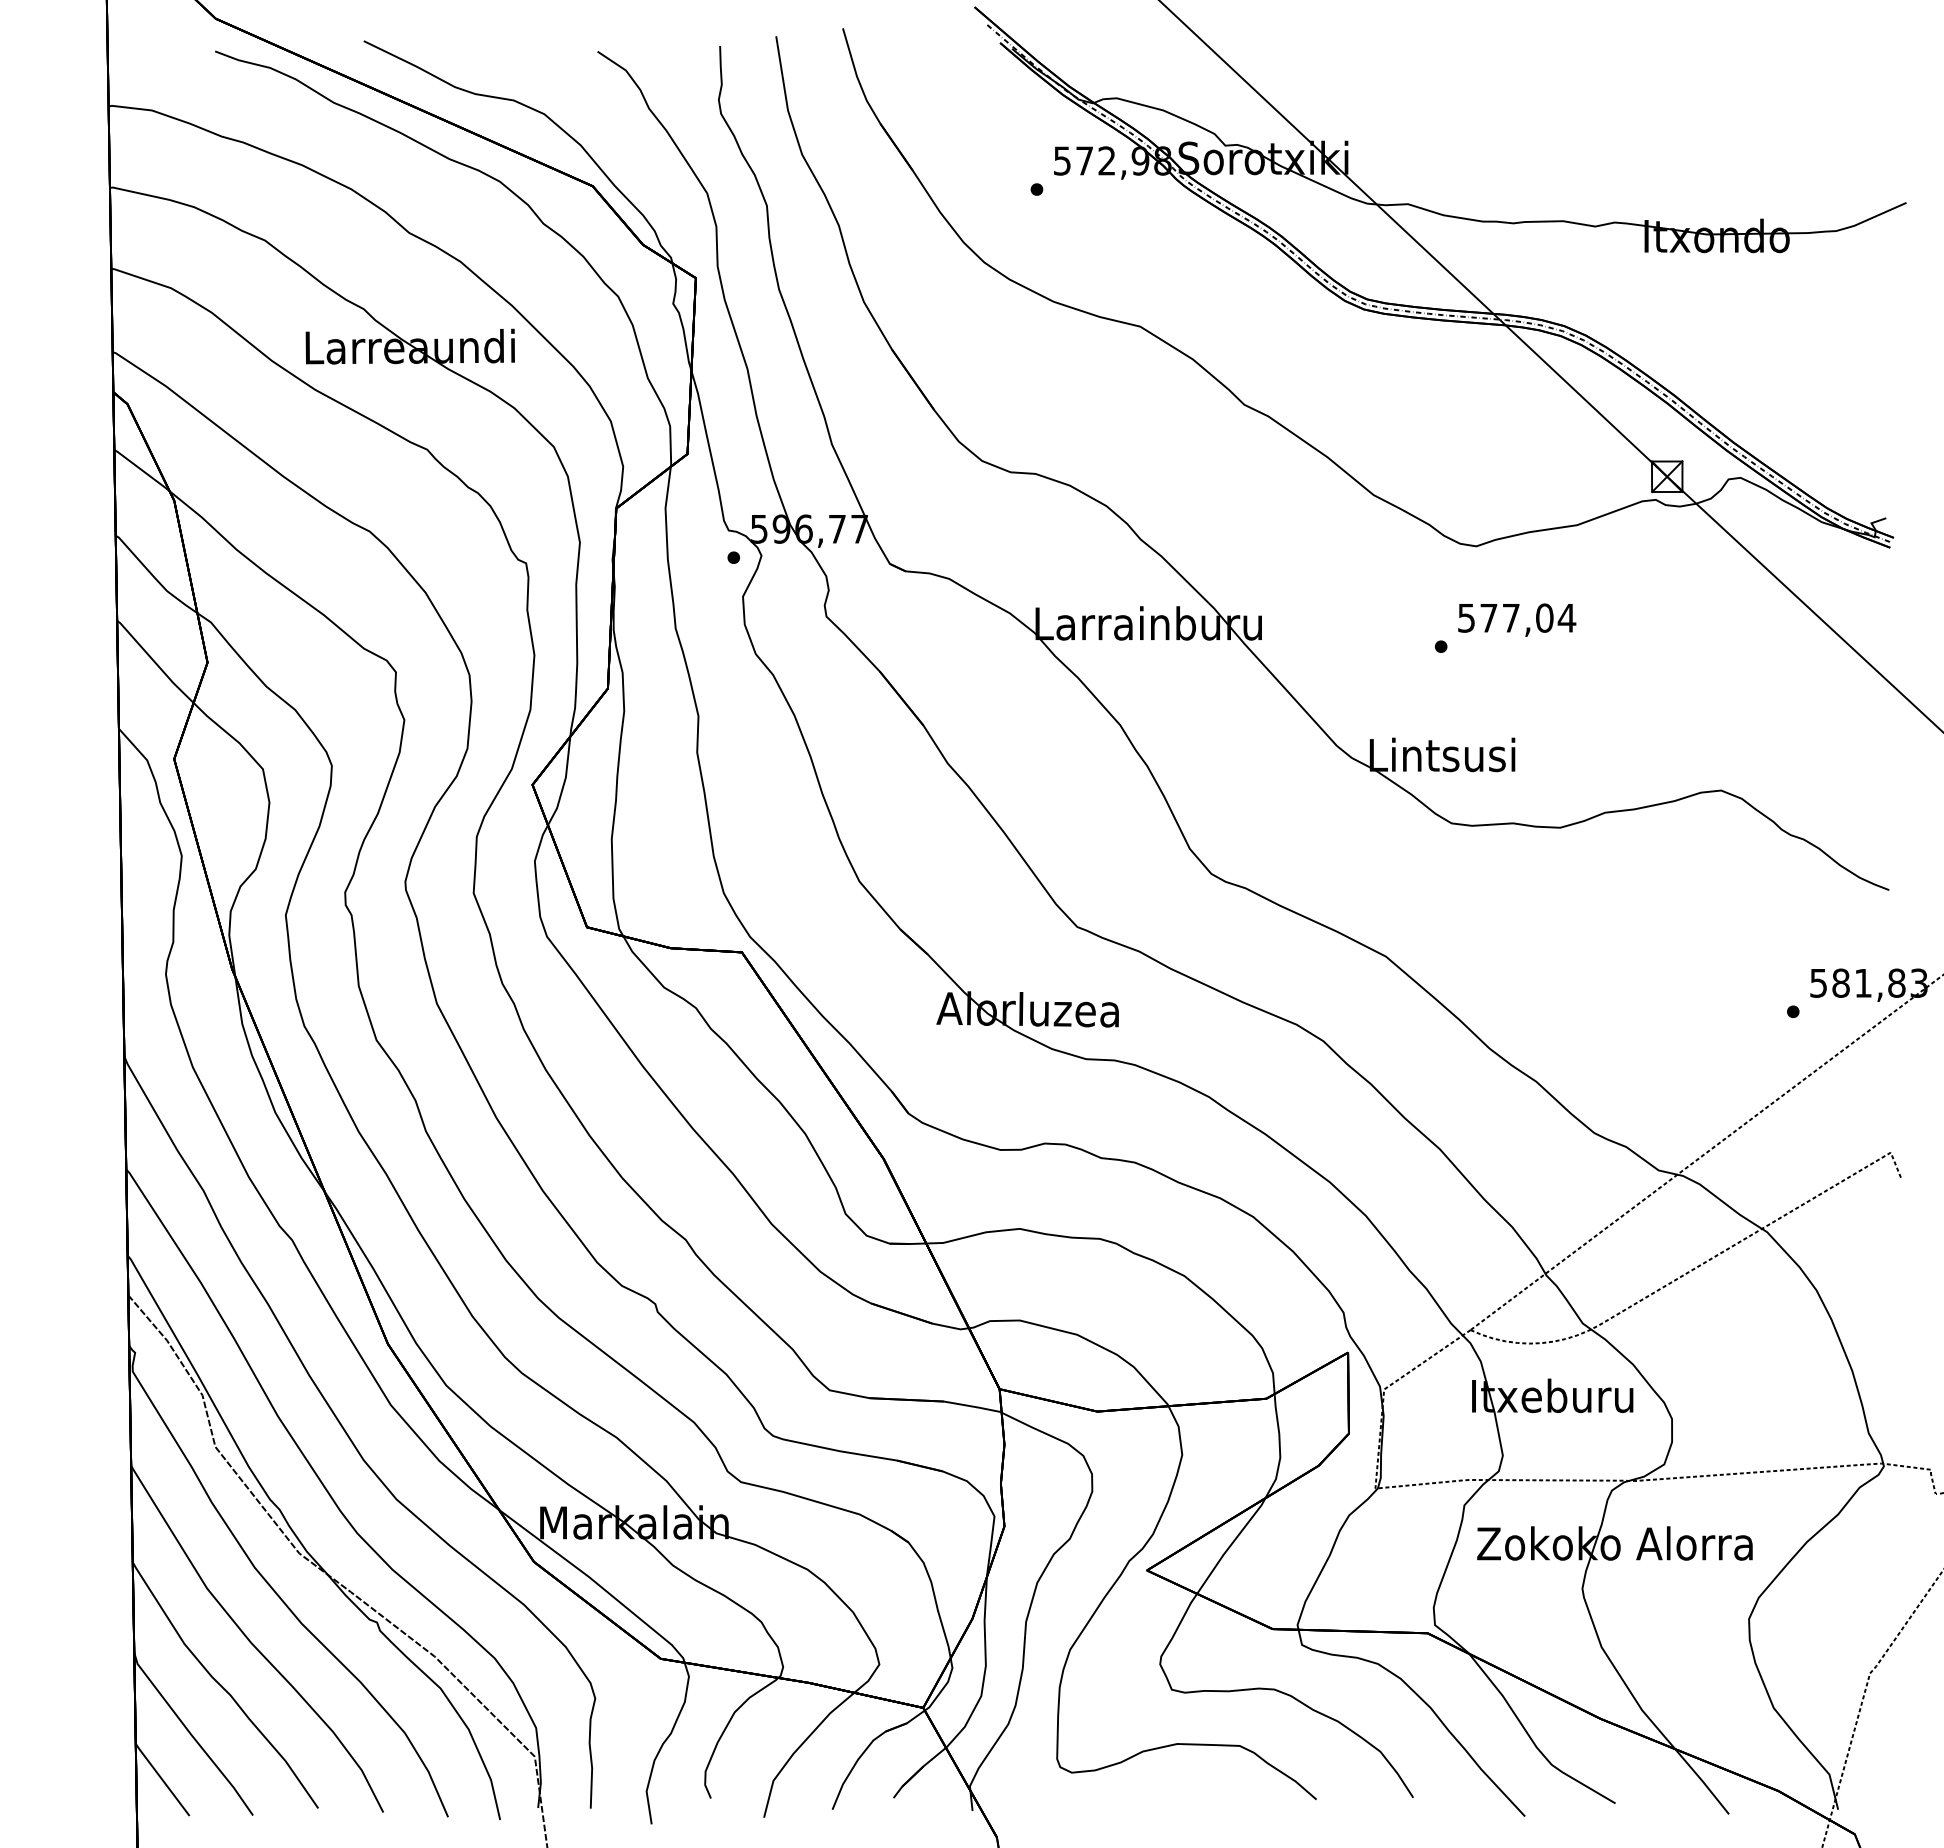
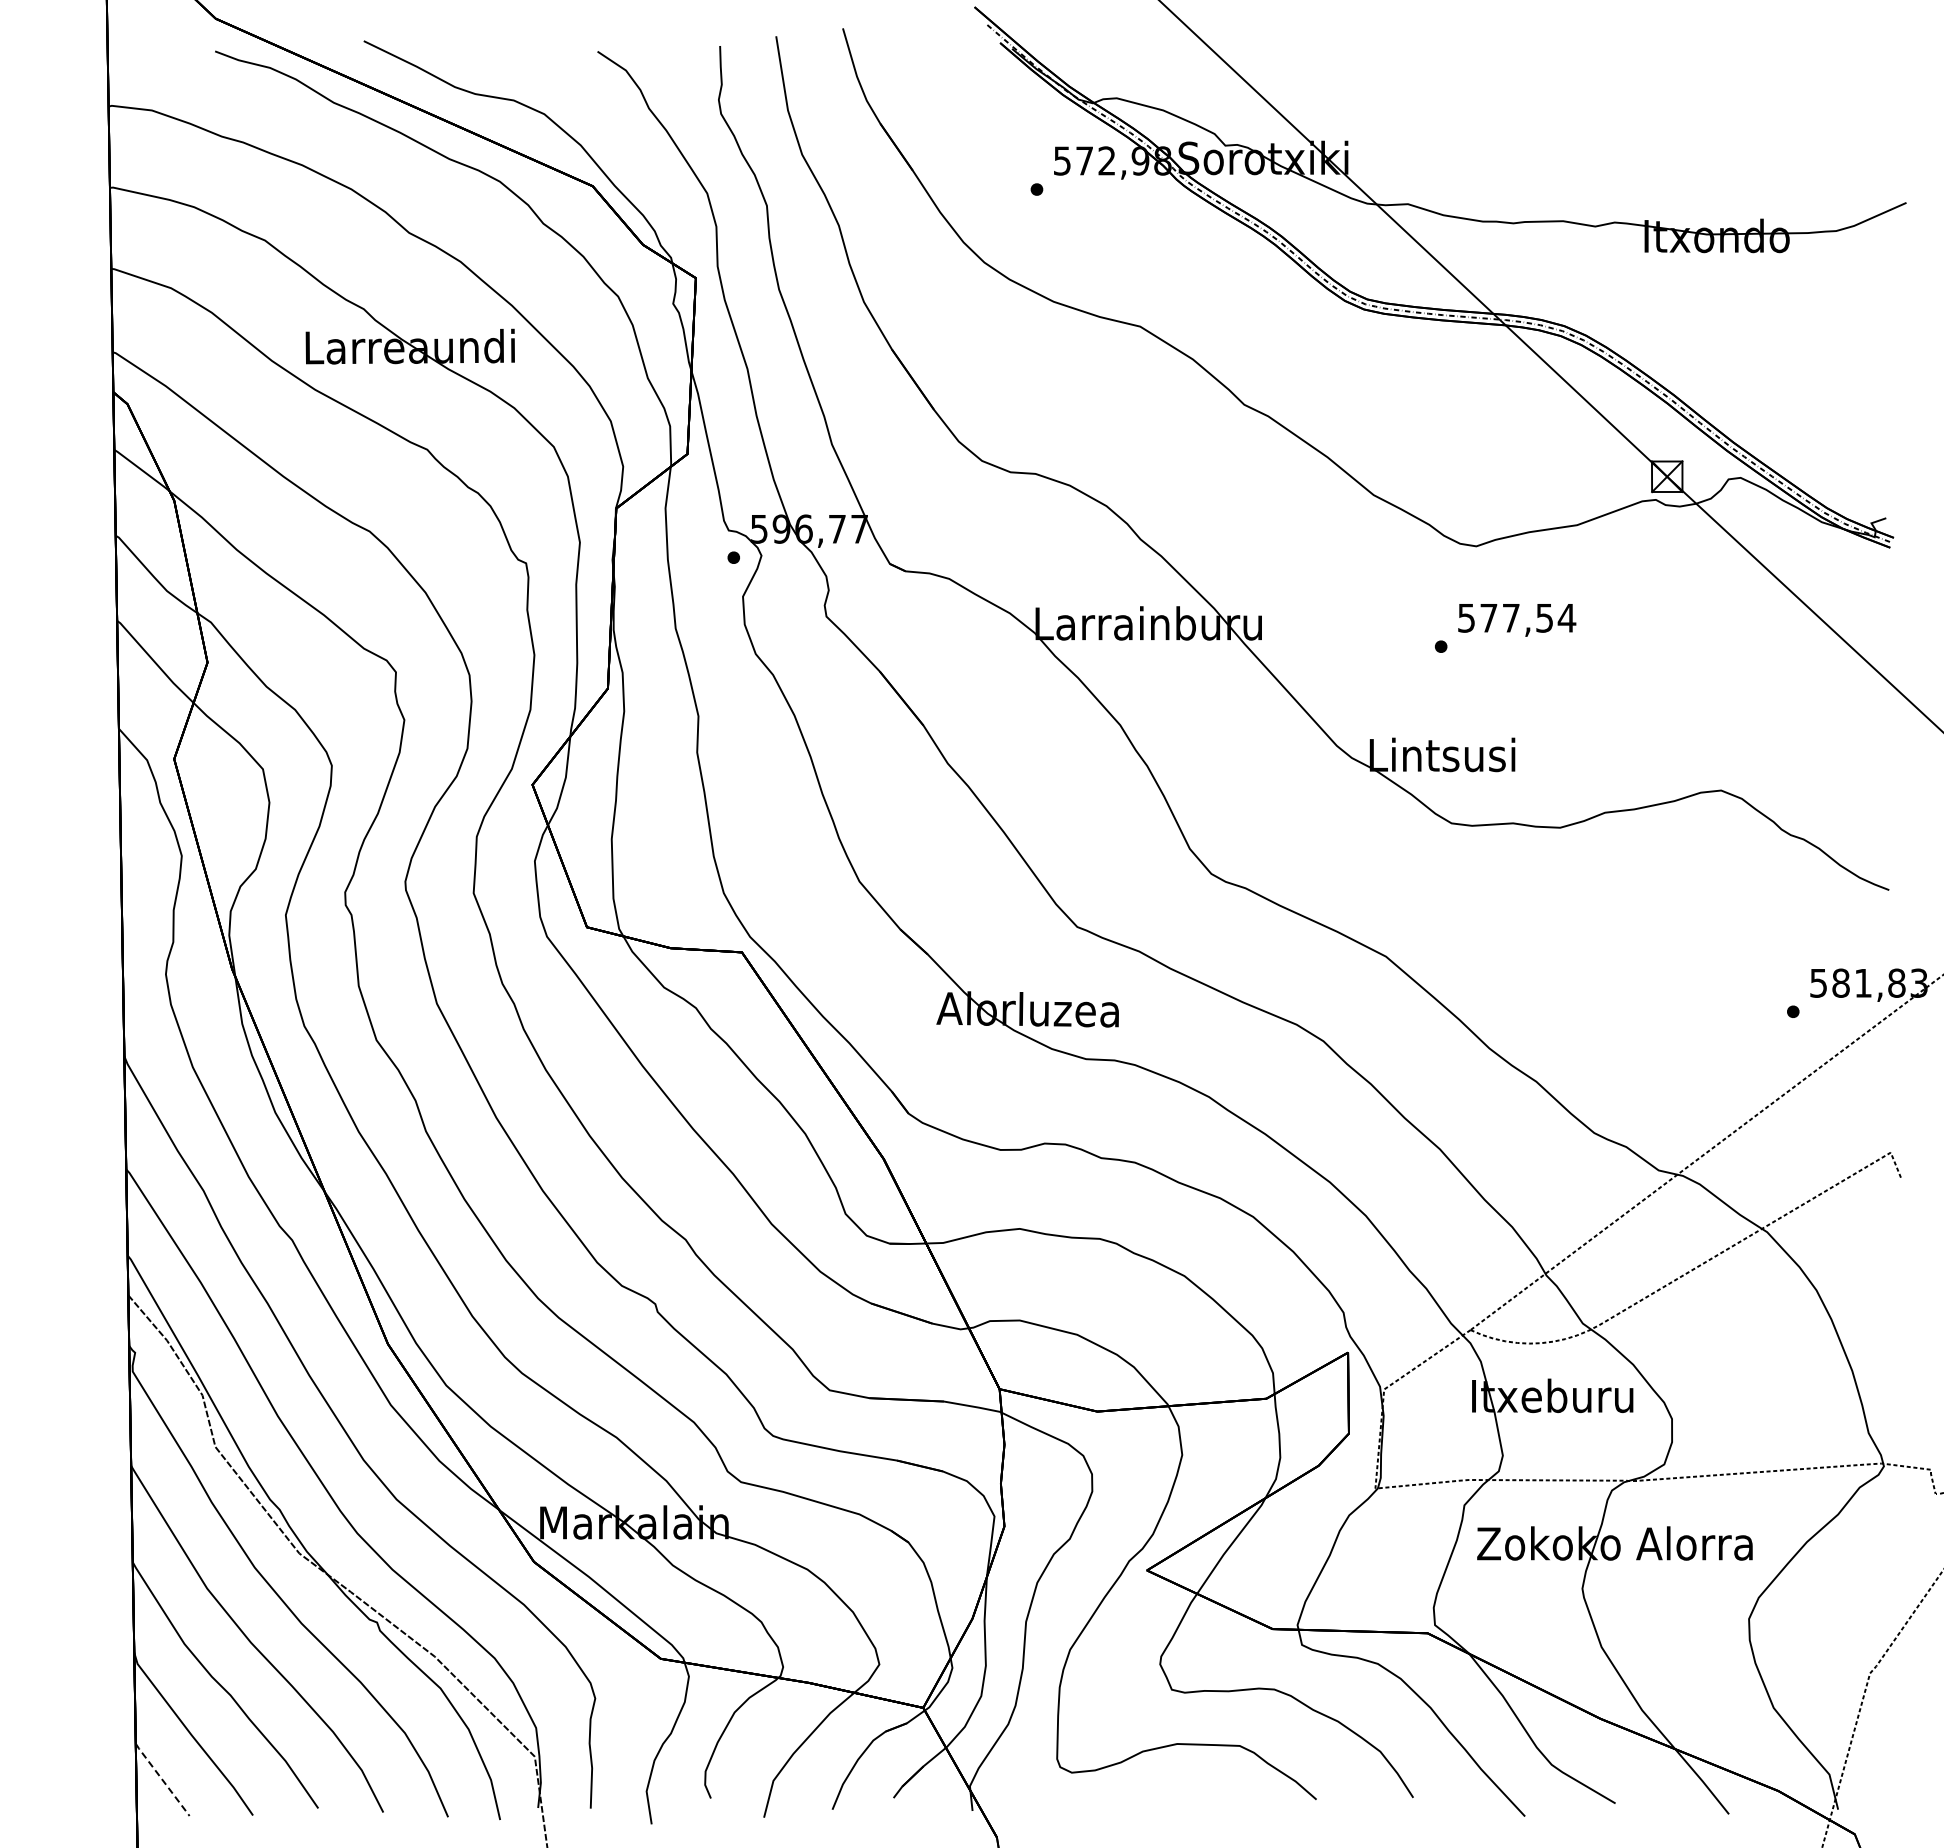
text: 577,04 -> 577,54 (1544, 617)
line: solid -> dashed (162, 1779)
